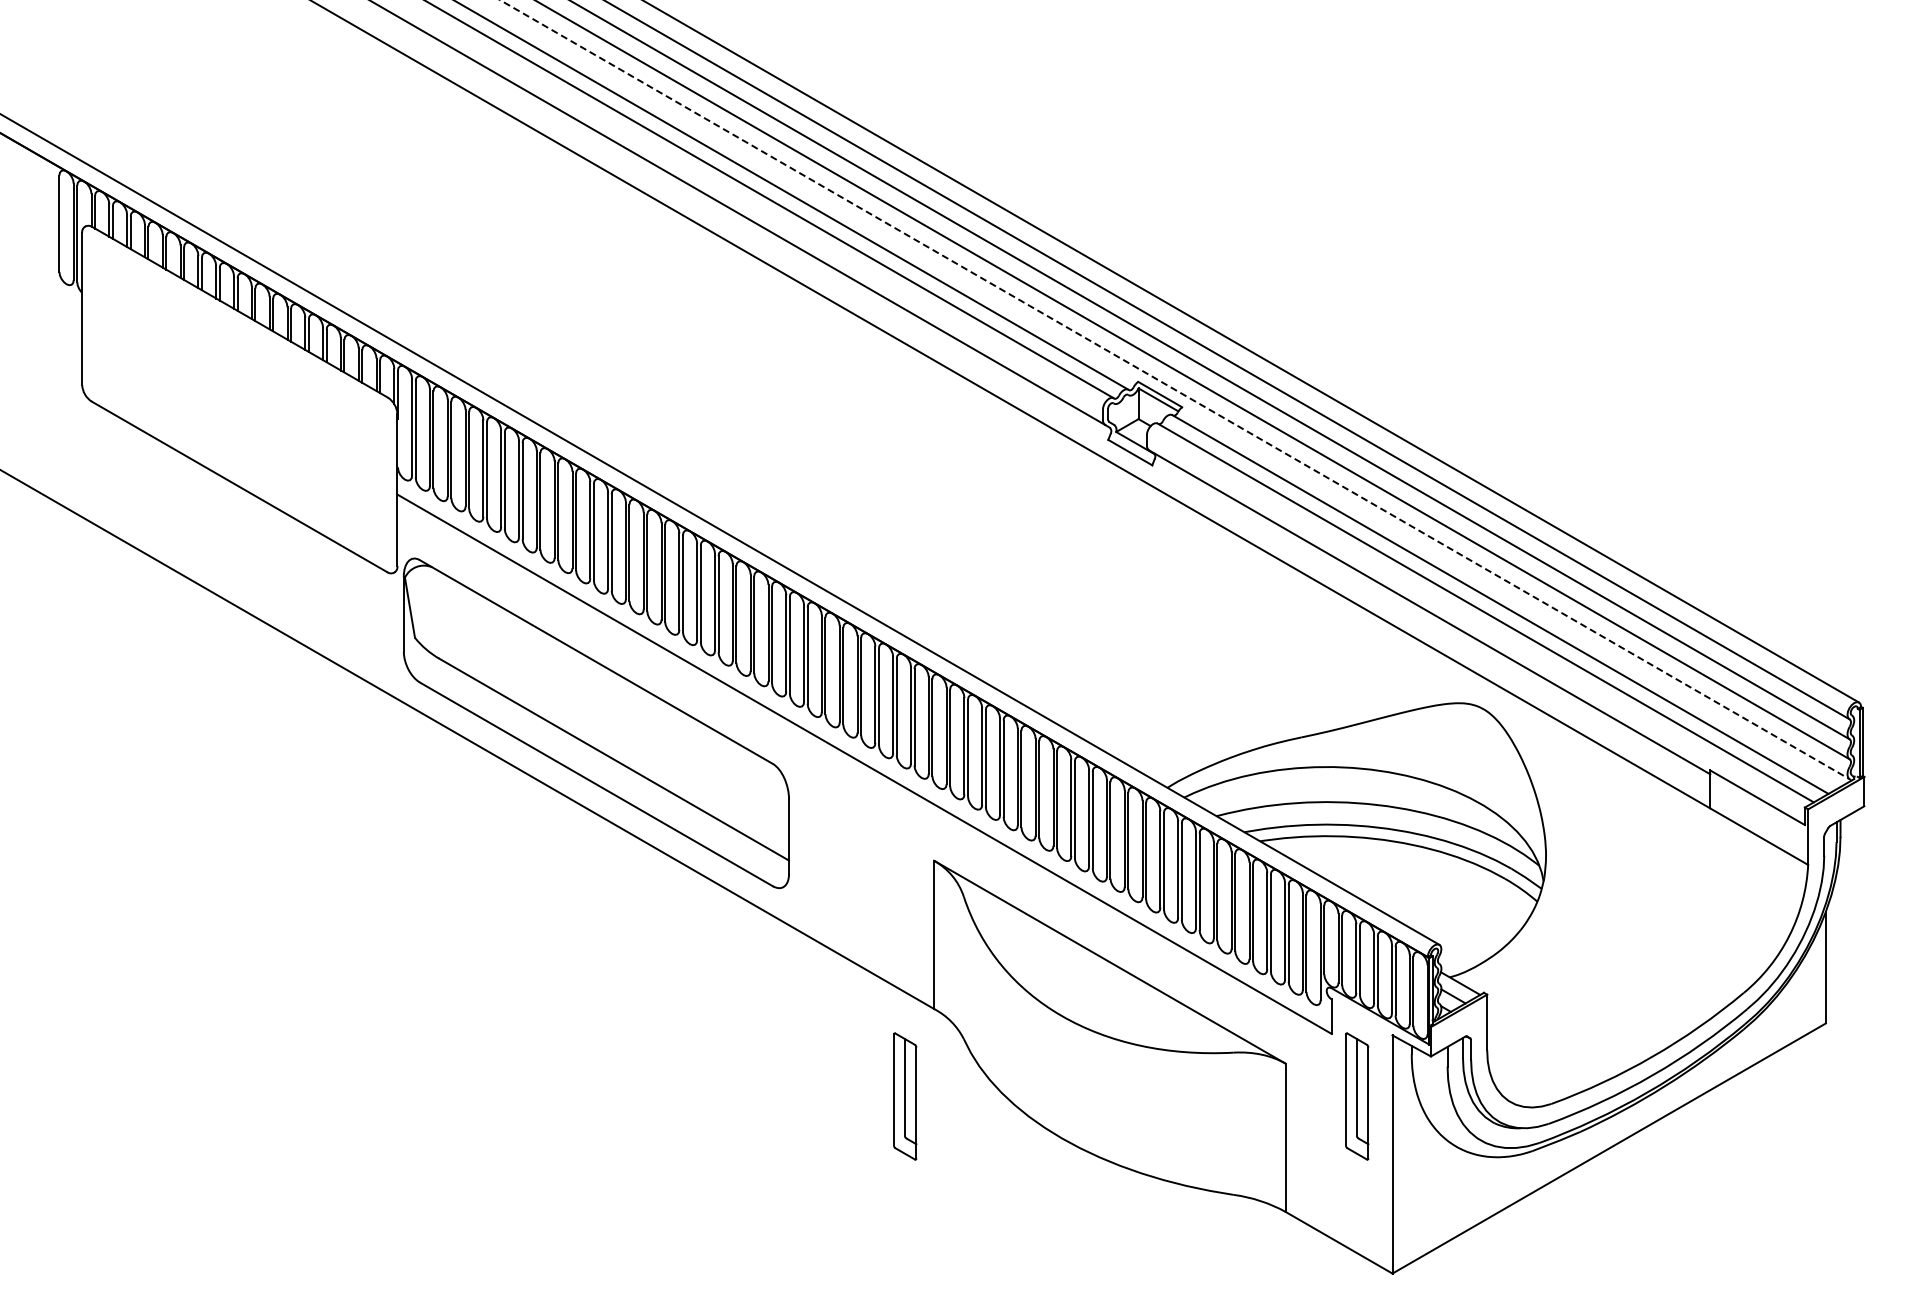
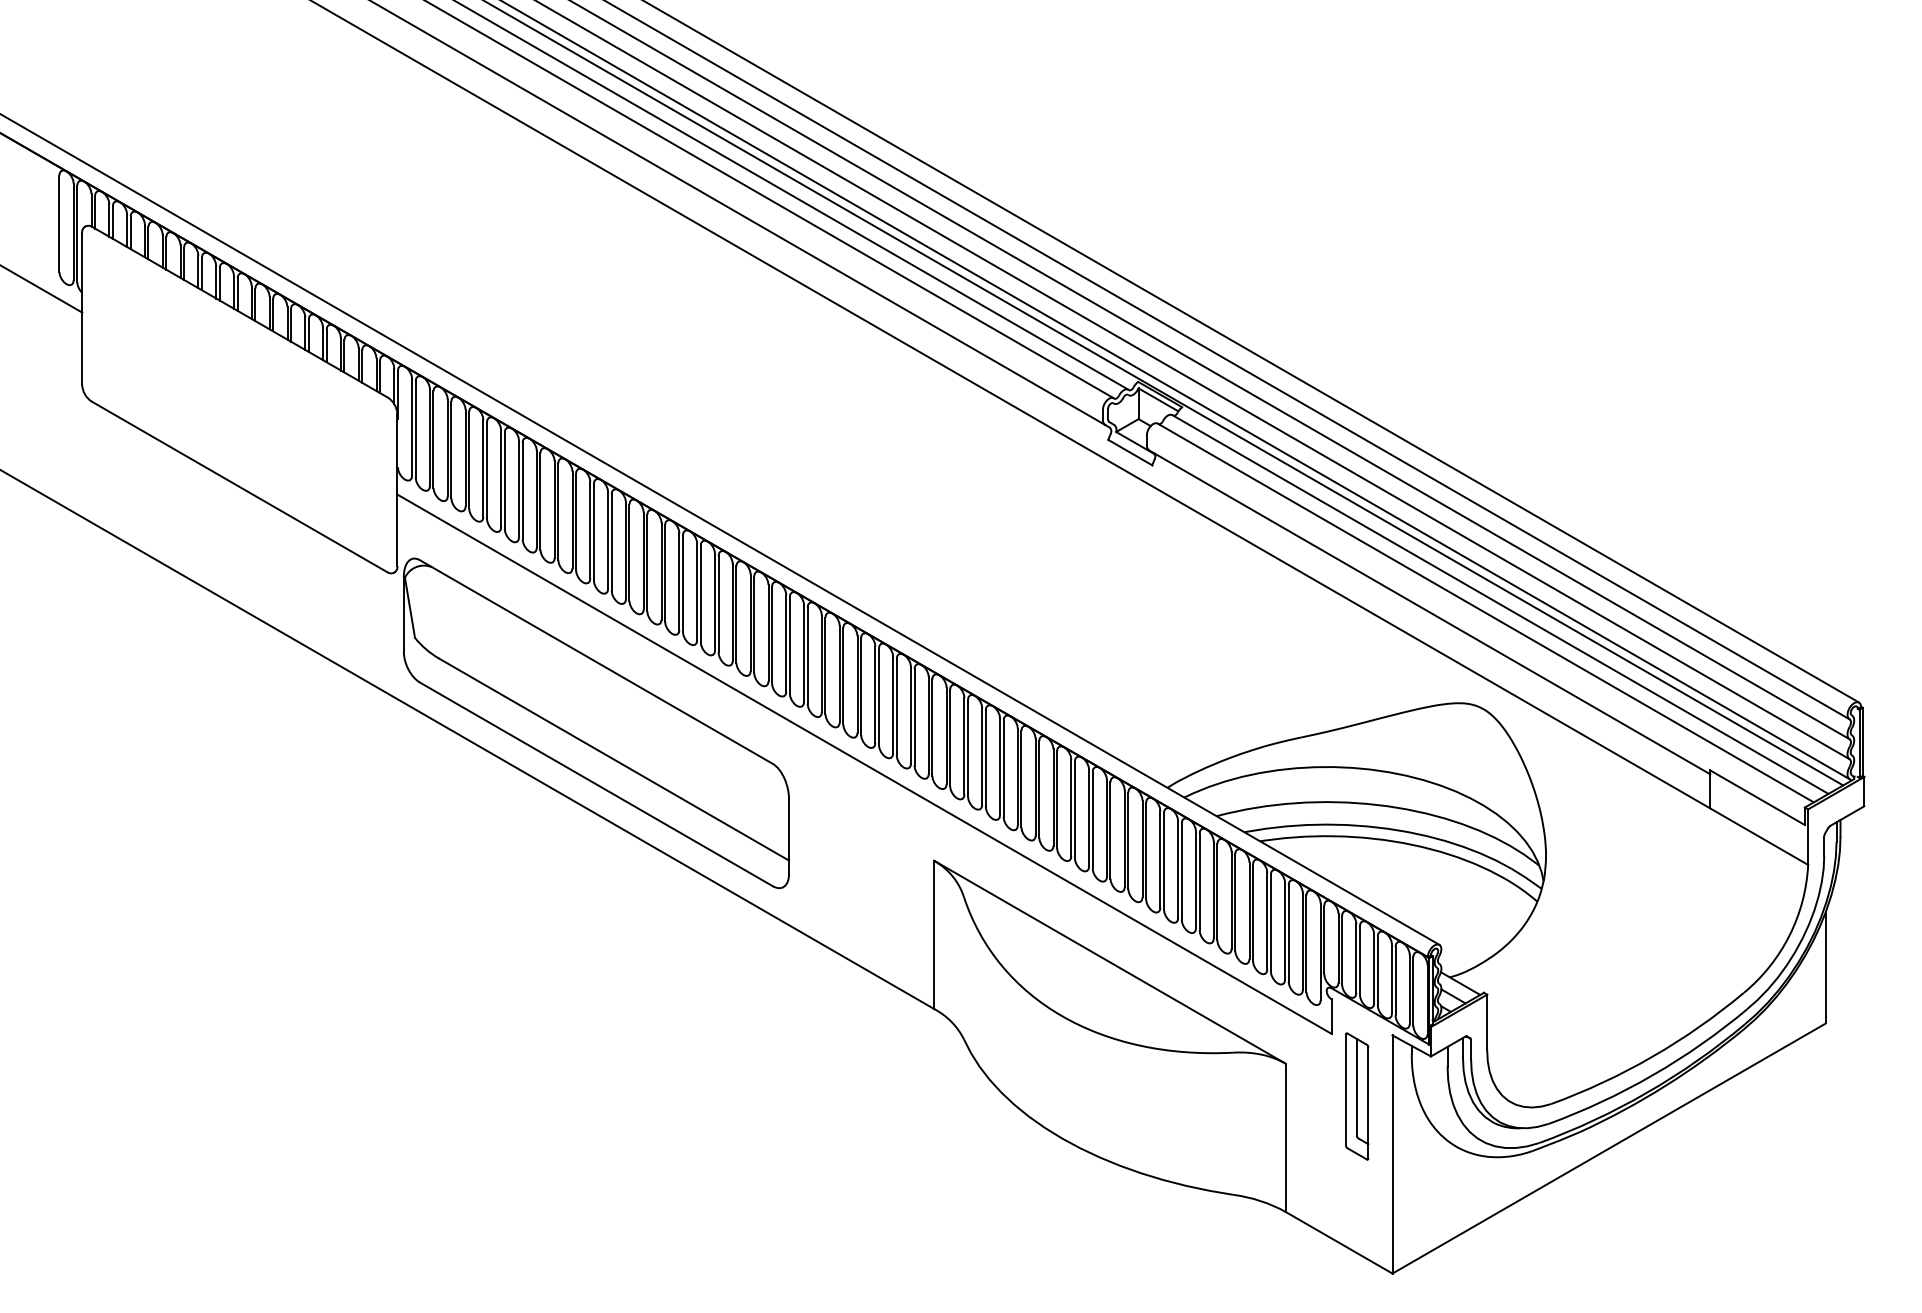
line: none -> present (42, 289)
line: dashed -> solid (1175, 389)
line: none -> present (1164, 393)
part: present -> none (905, 1096)
